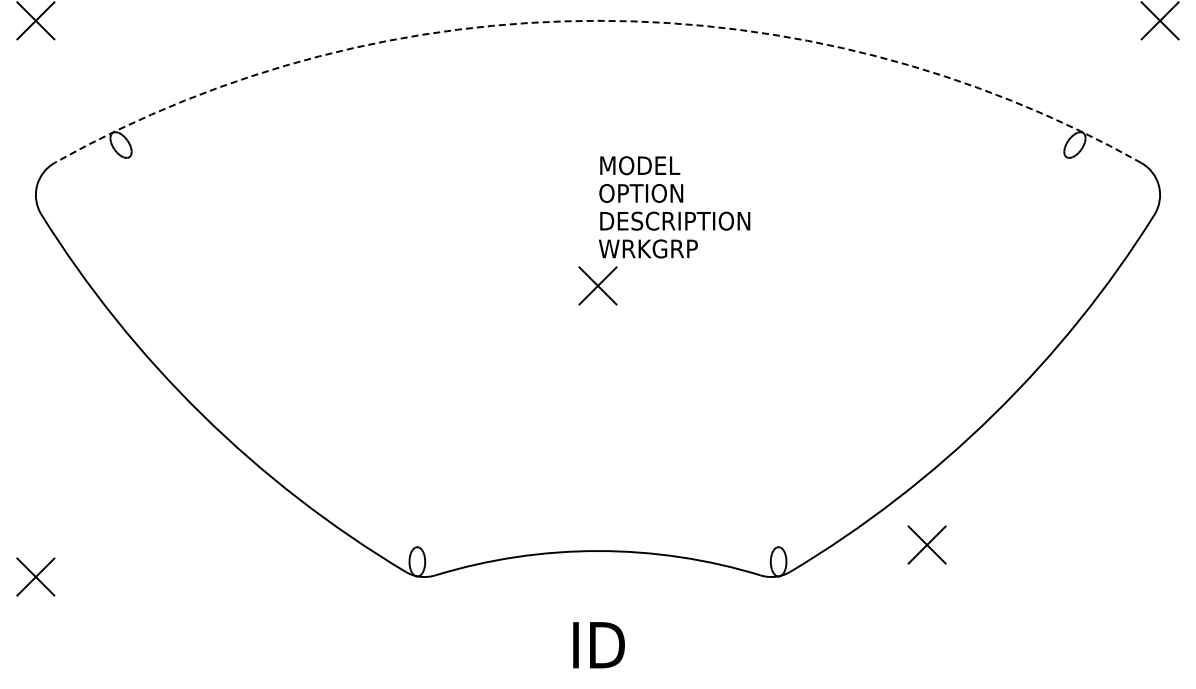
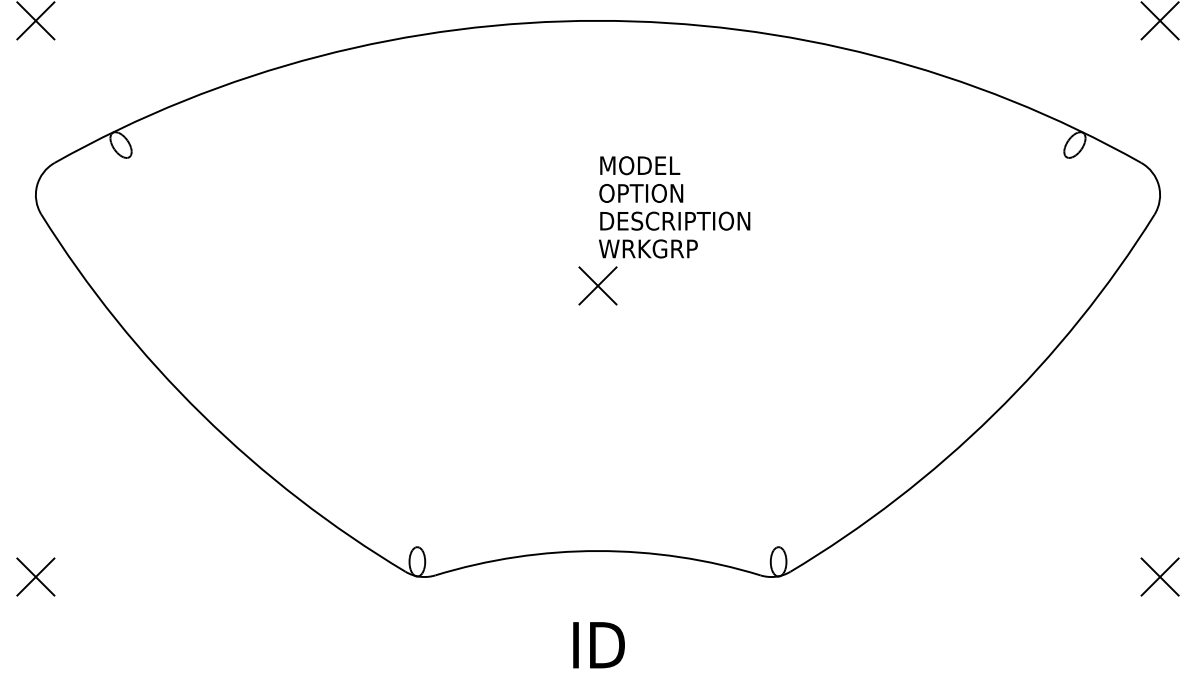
arc: dashed -> solid (598, 20)
part position: (926, 544) -> (1159, 576) (1159, 576)
